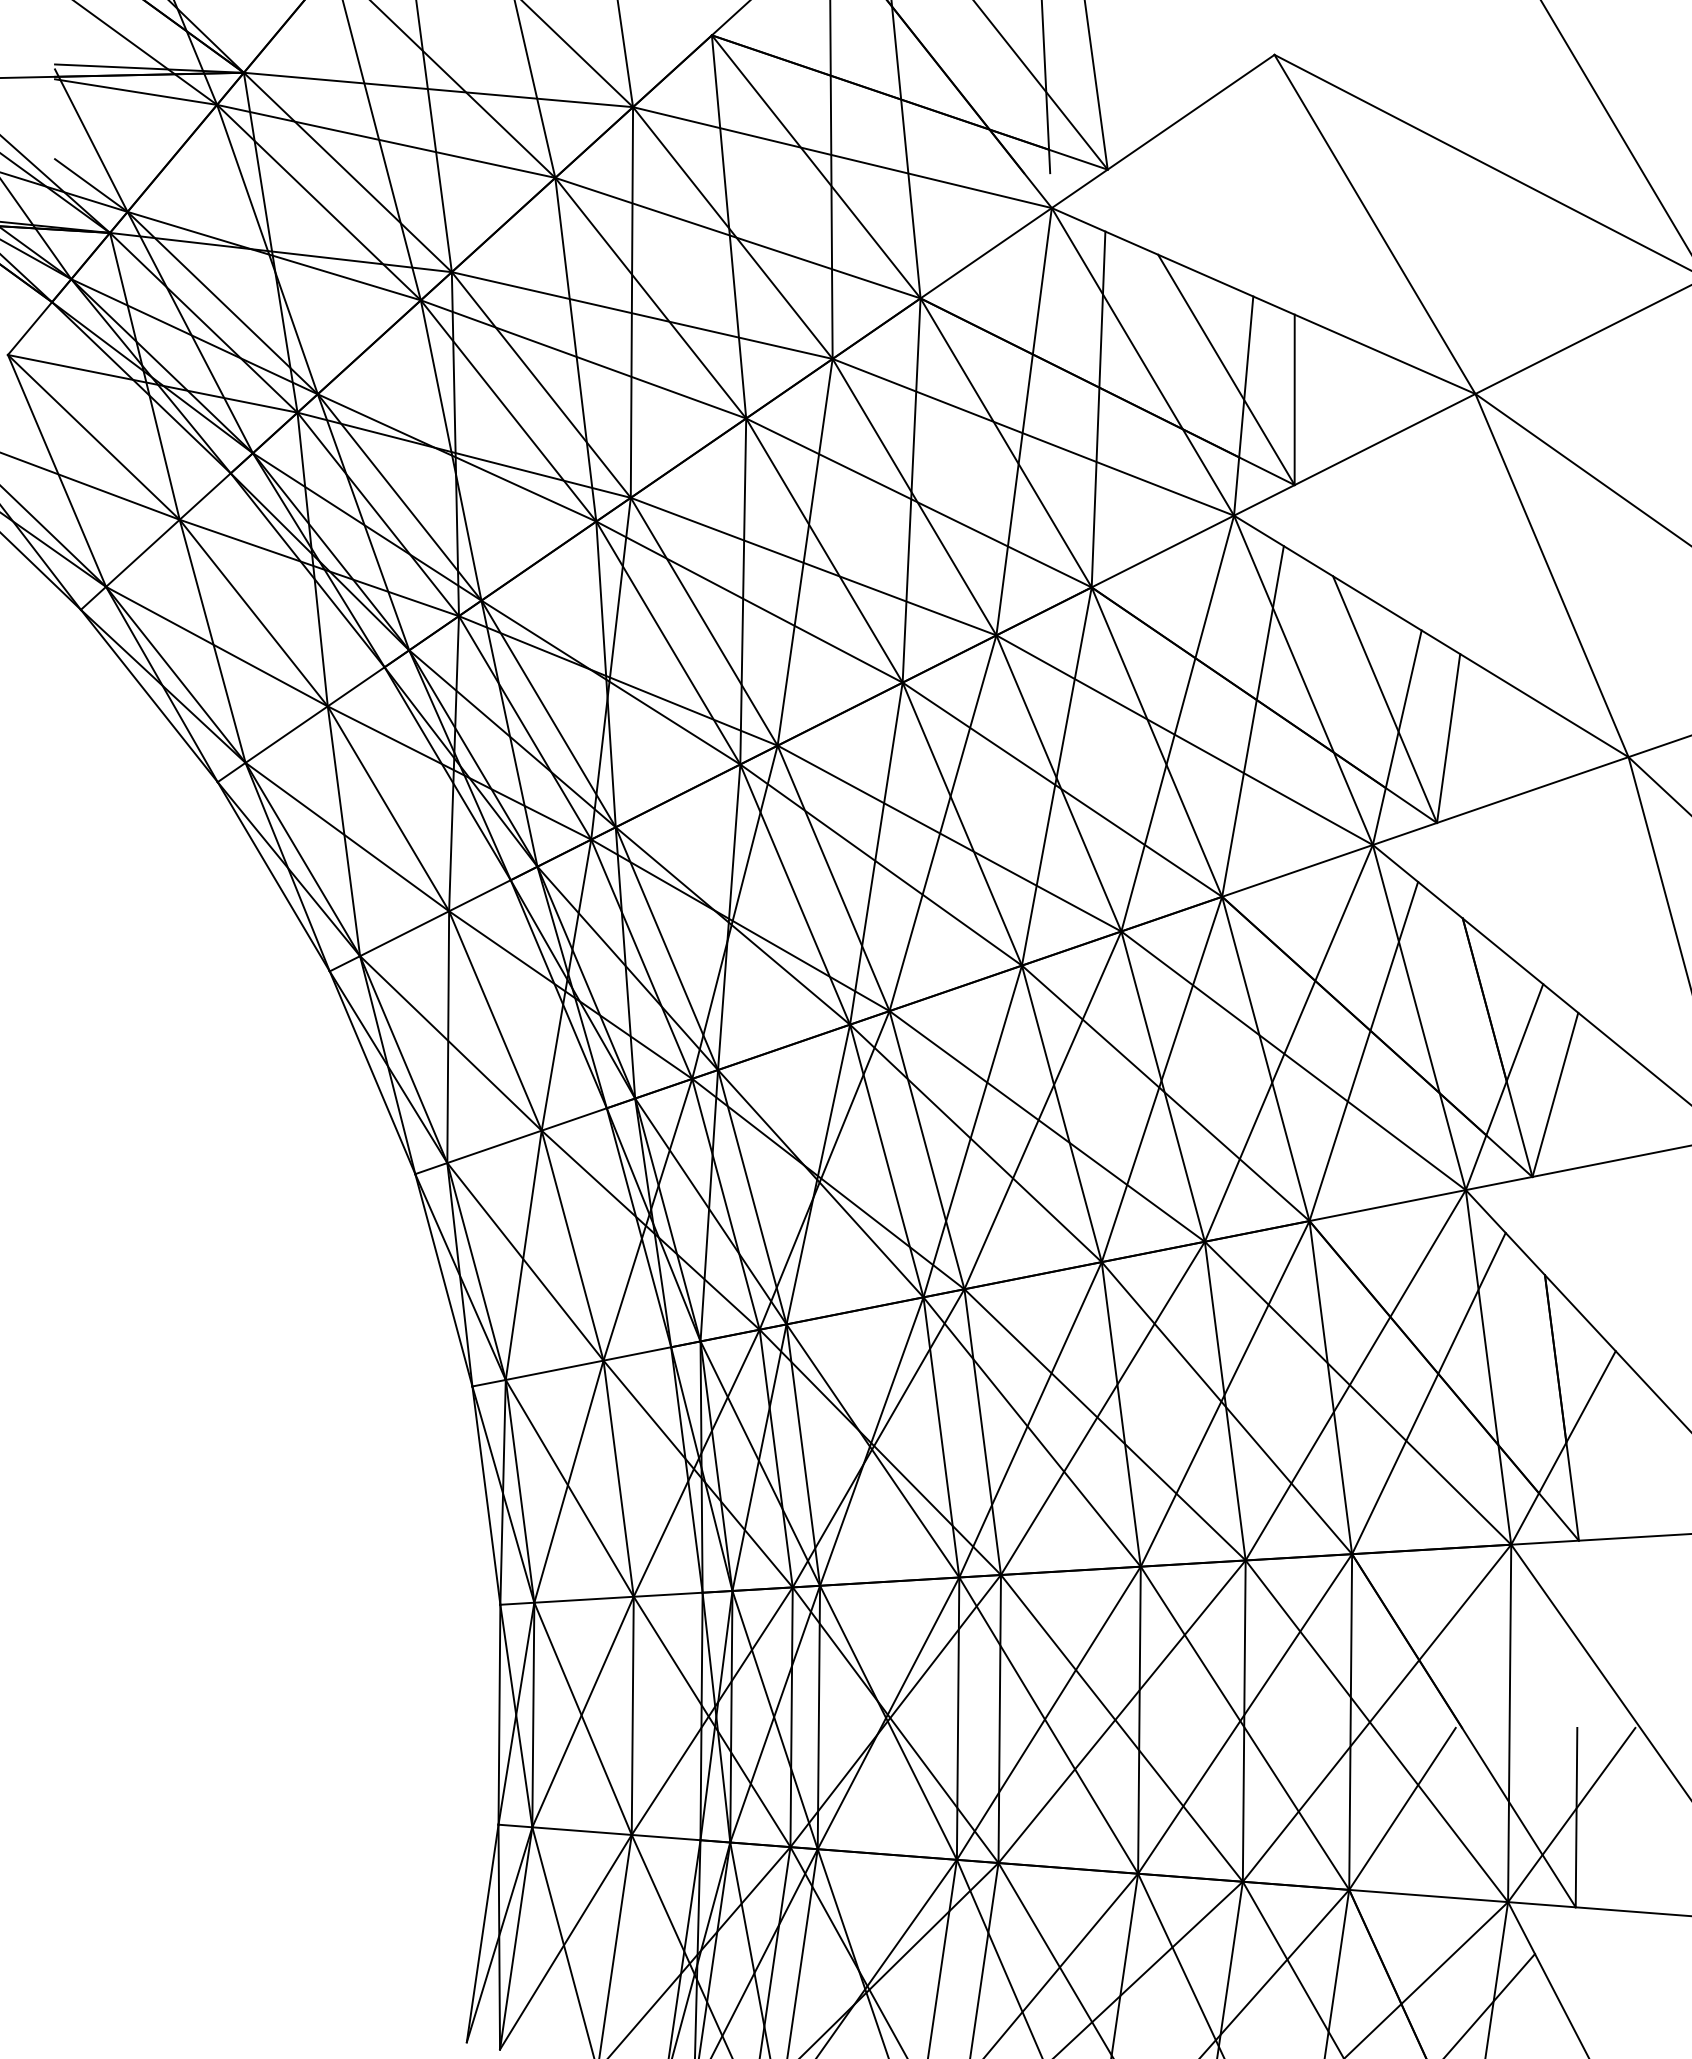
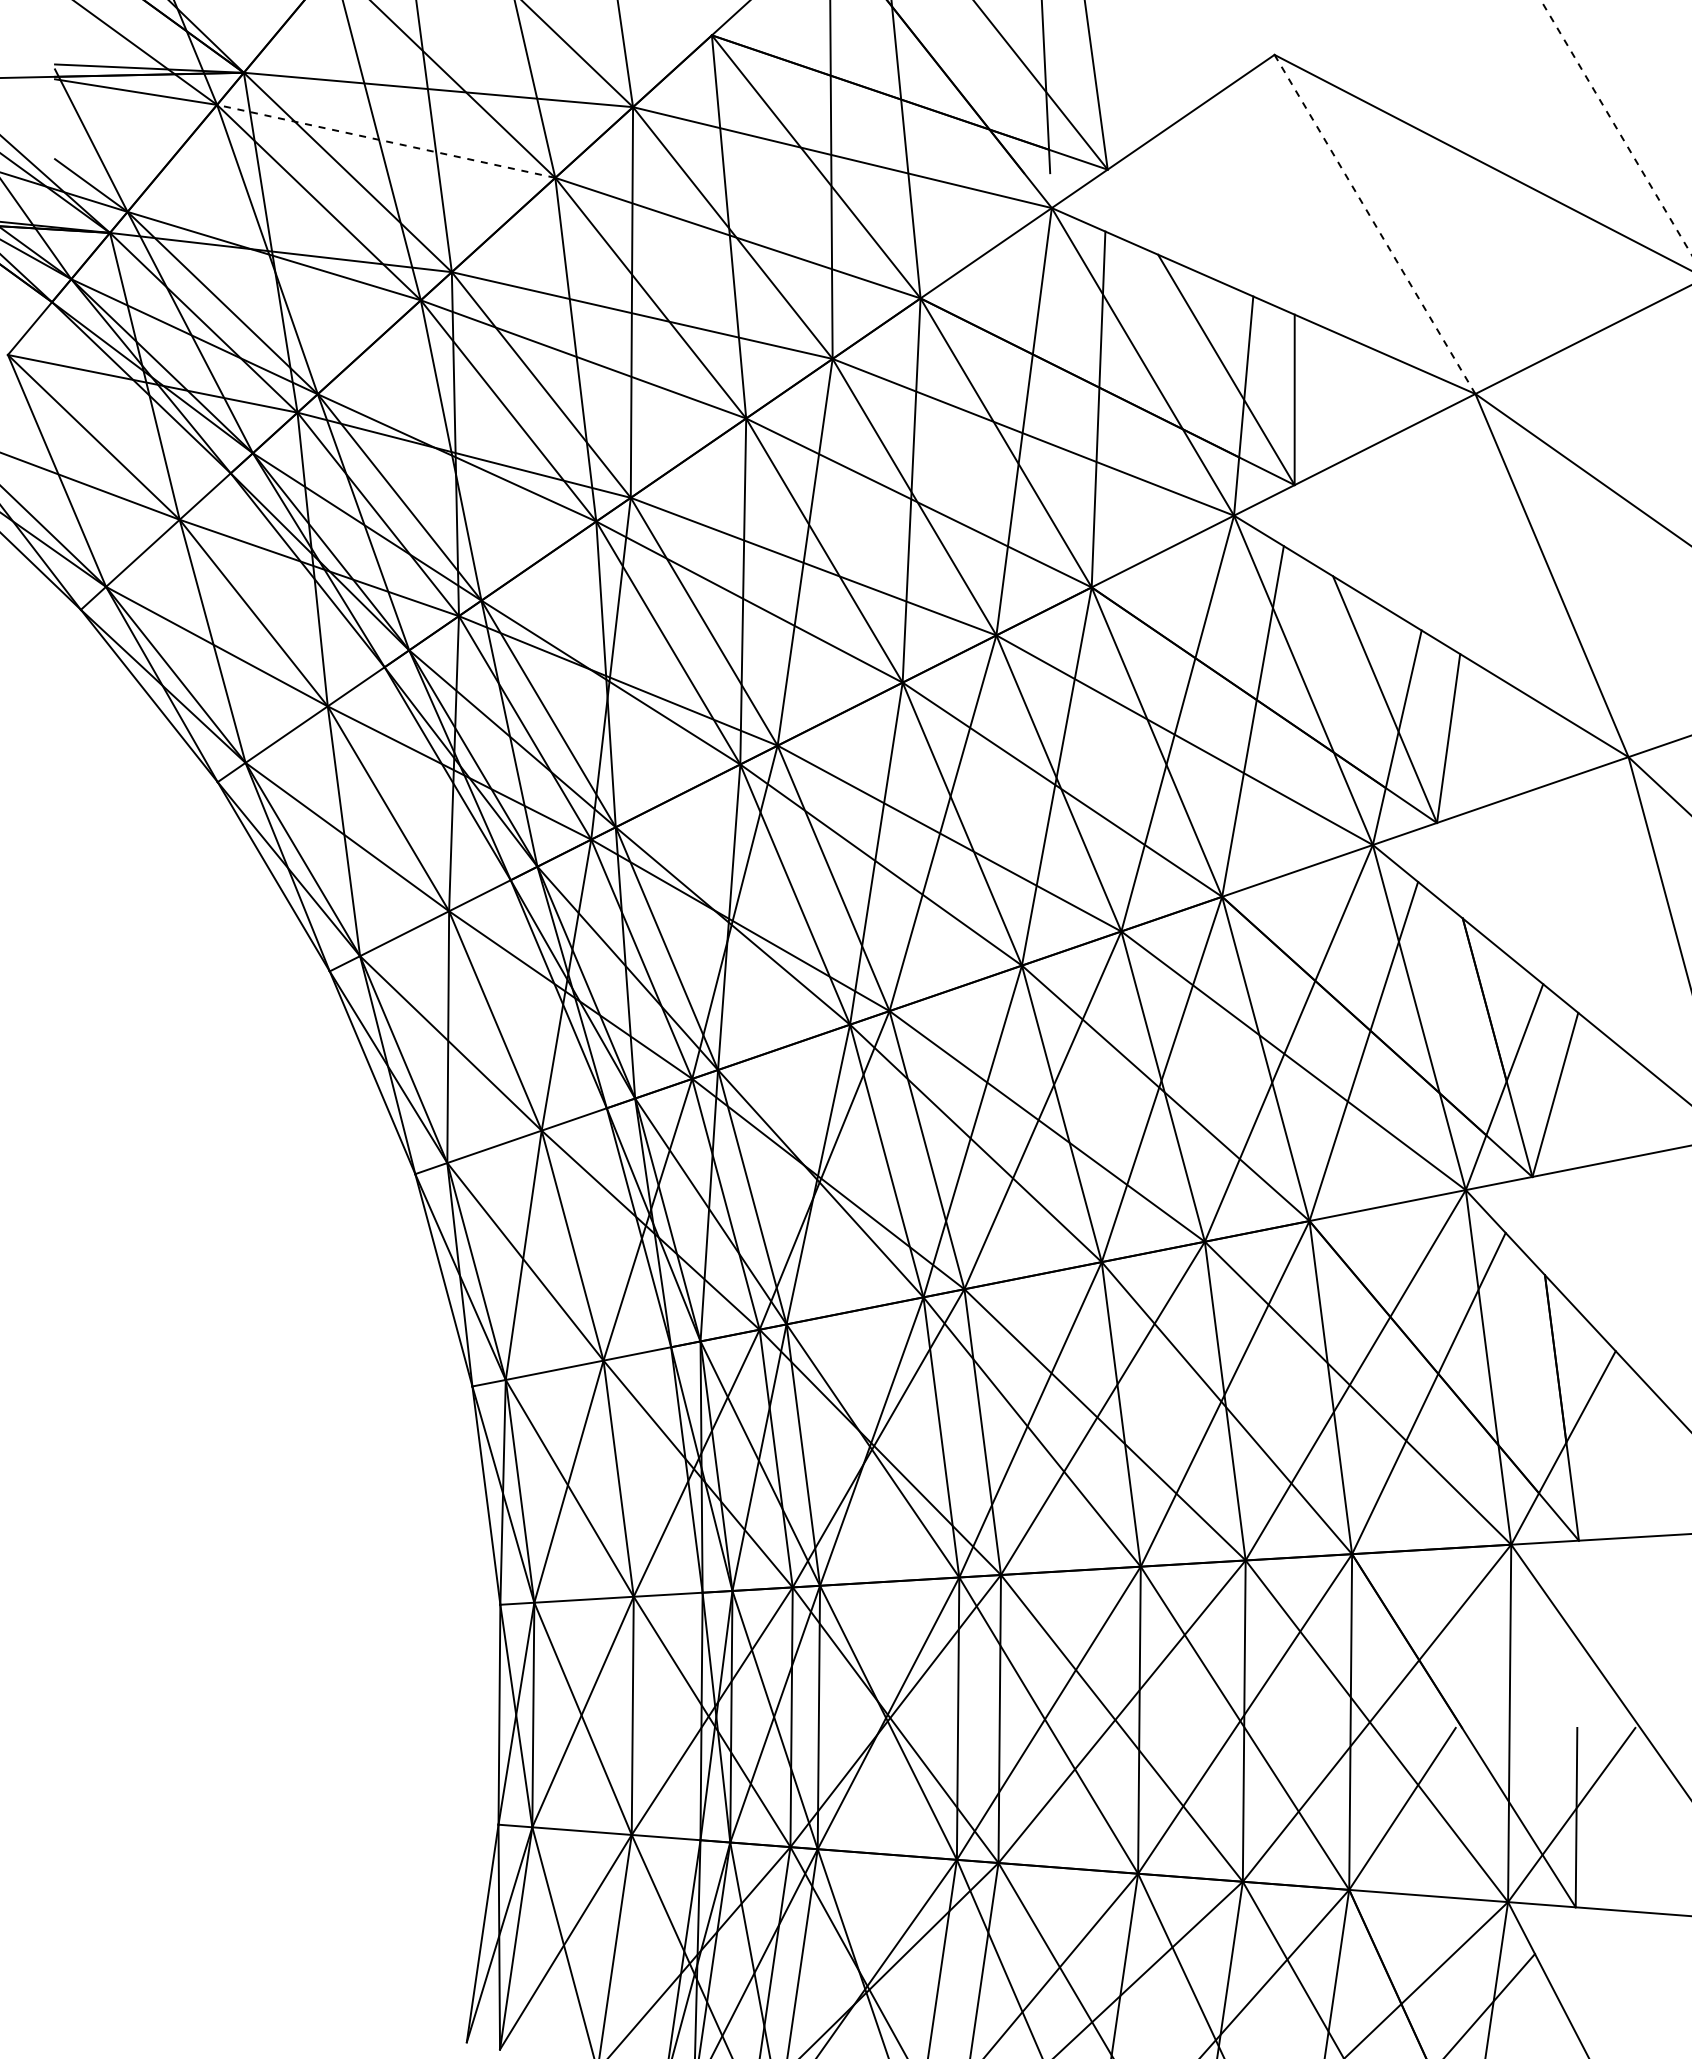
line: solid -> dashed (1616, 127)
line: solid -> dashed (386, 141)
line: solid -> dashed (1375, 224)
